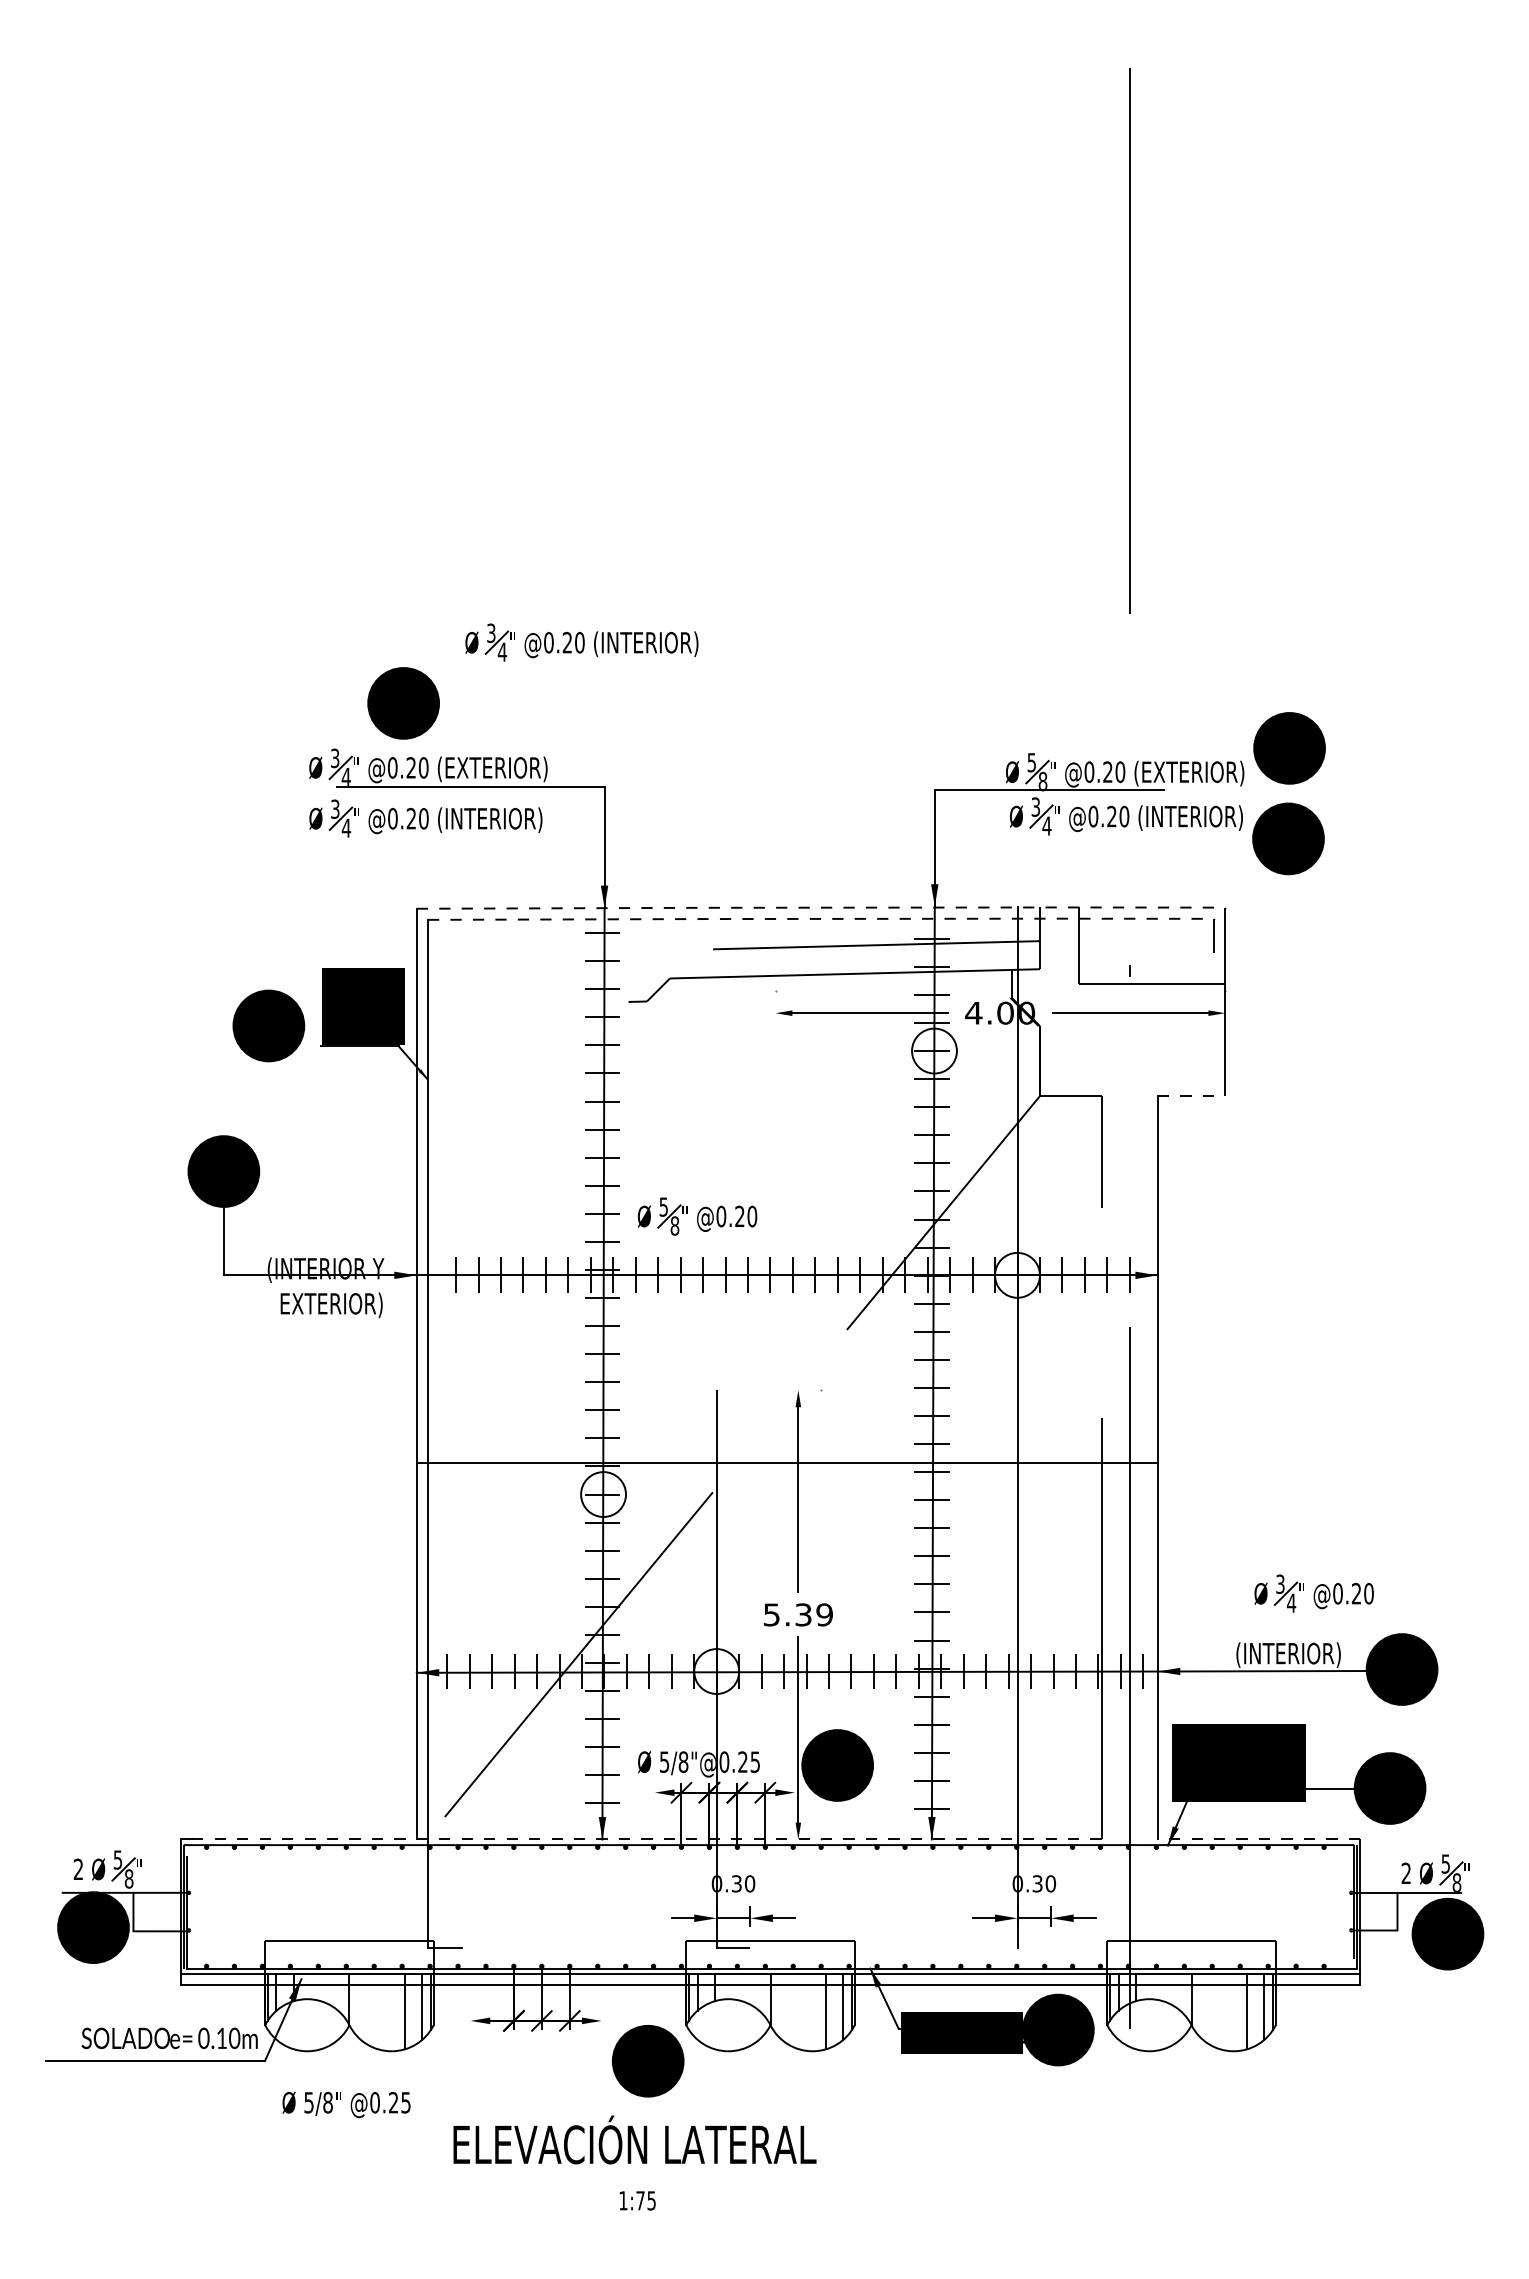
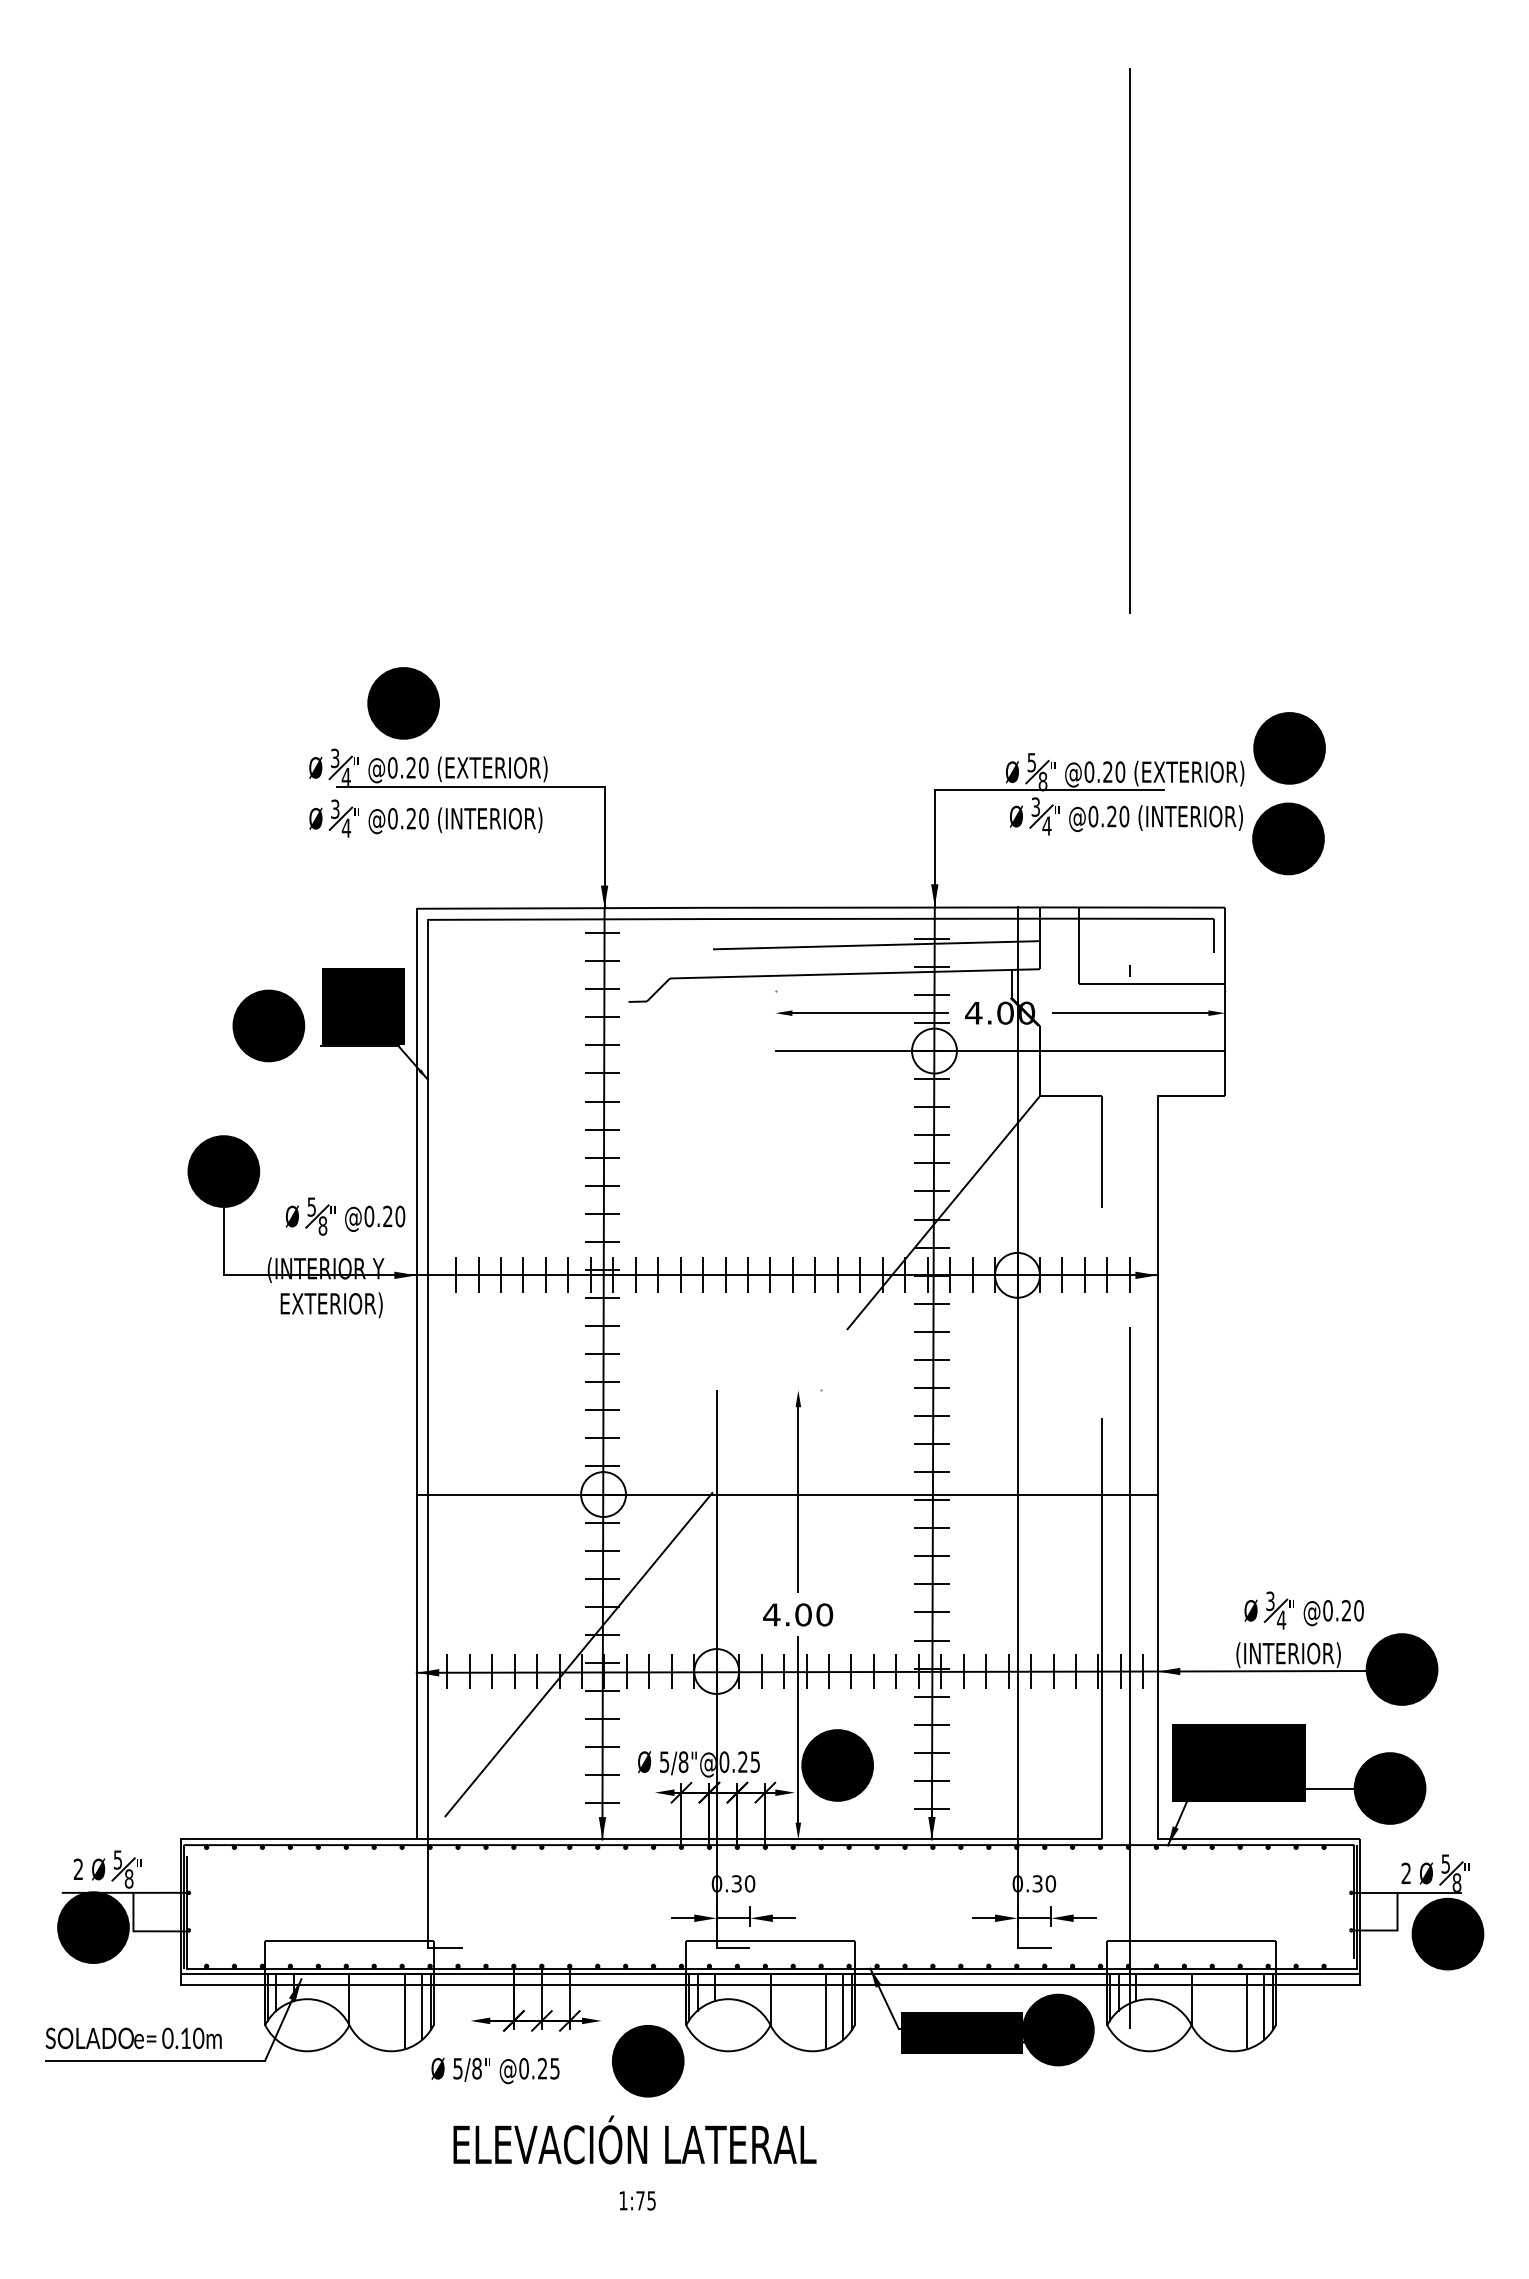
part: present -> none (581, 642)
line: dashed -> solid (821, 907)
line: dashed -> solid (821, 918)
line: none -> present (1000, 1051)
line: dashed -> solid (1191, 1096)
part position: (697, 1216) -> (345, 1216) (345, 1216)
line position: (786, 1462) -> (786, 1494) (786, 1494)
part position: (1313, 1593) -> (1303, 1610) (1303, 1610)
text: 5.39 -> 4.00 (798, 1614)
line: dashed -> solid (646, 1839)
line: dashed -> solid (1258, 1839)
line: none -> present (1034, 1947)
text position: (169, 2038) -> (133, 2038) (133, 2038)
text position: (346, 2104) -> (495, 2070) (495, 2070)
